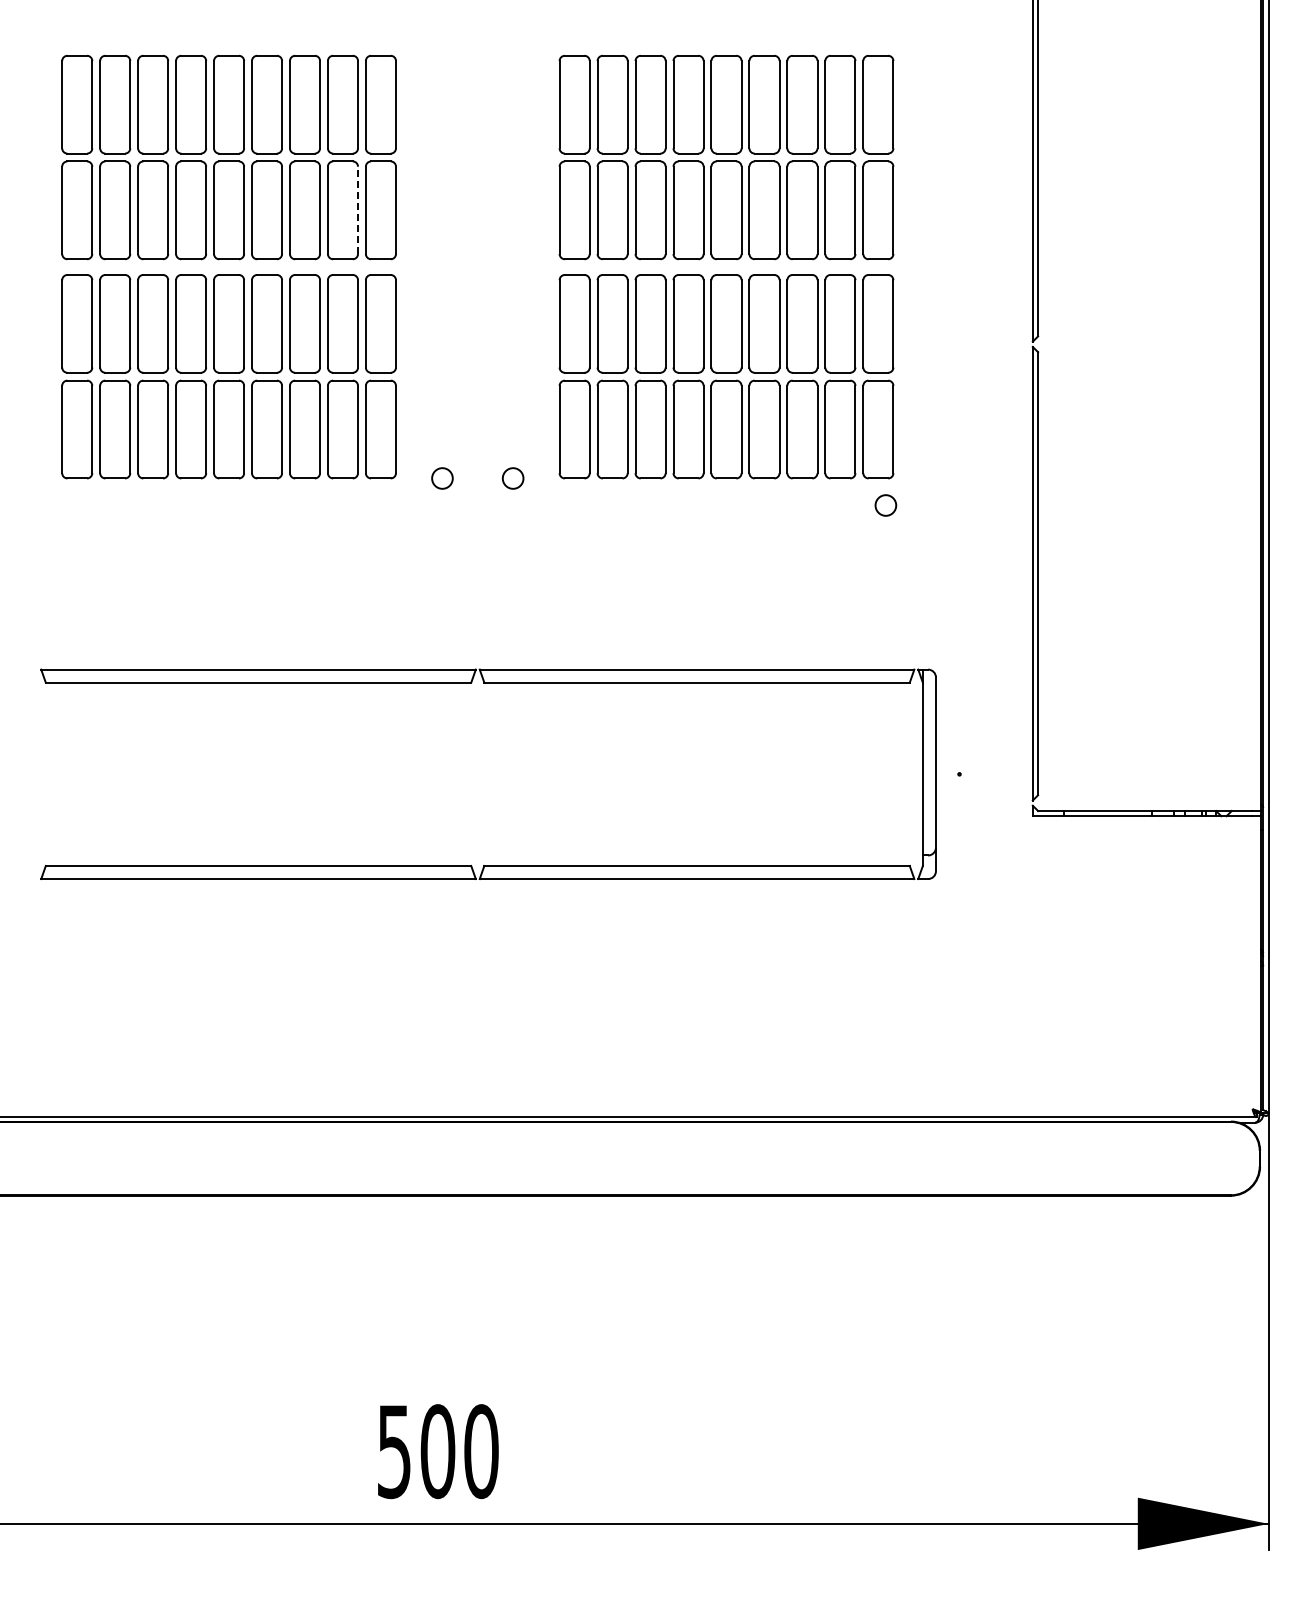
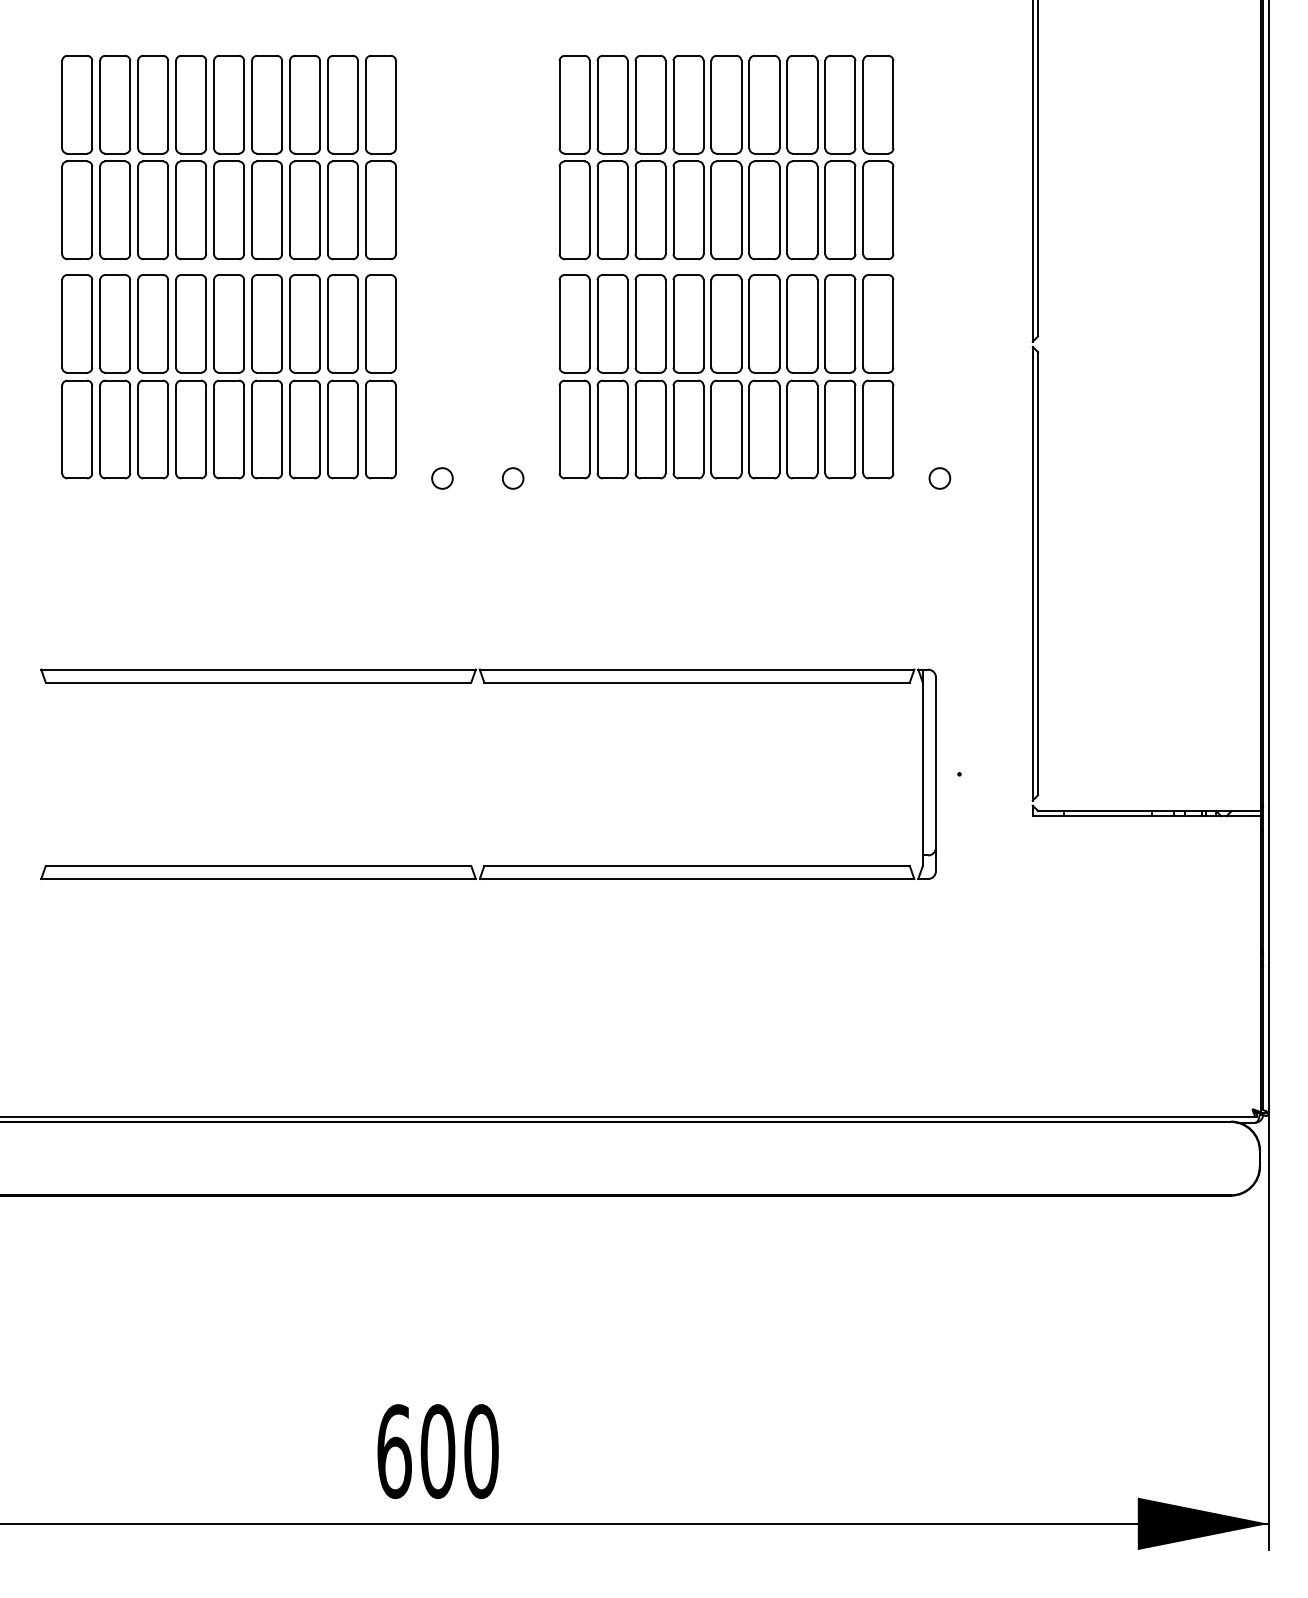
line: dashed -> solid (358, 210)
circle position: (885, 505) -> (939, 478) (939, 478)
text: 500 -> 600 (394, 1451)
